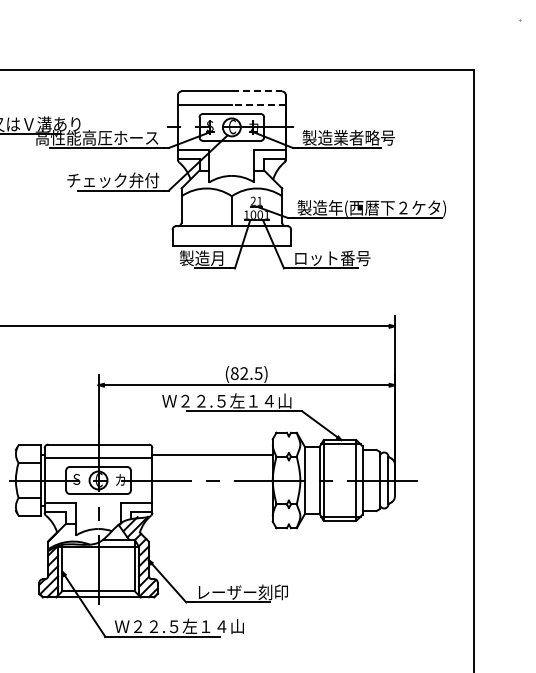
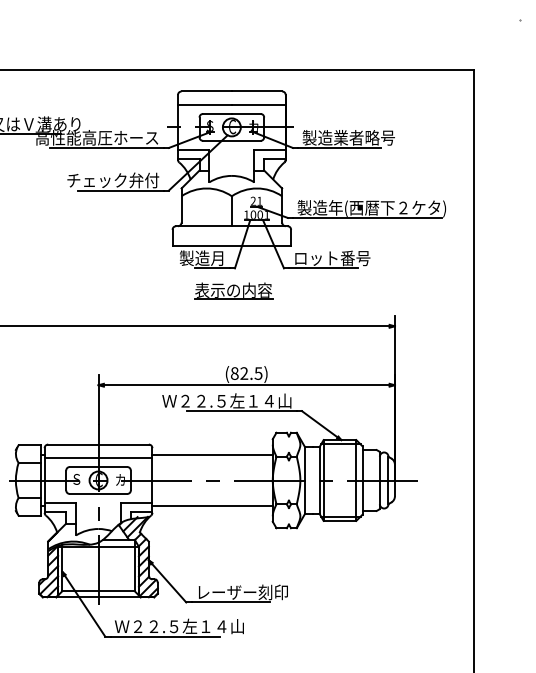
line: dashed -> solid (257, 91)
line: dashed -> solid (258, 104)
part: none -> present (233, 290)
line: none -> present (212, 505)
